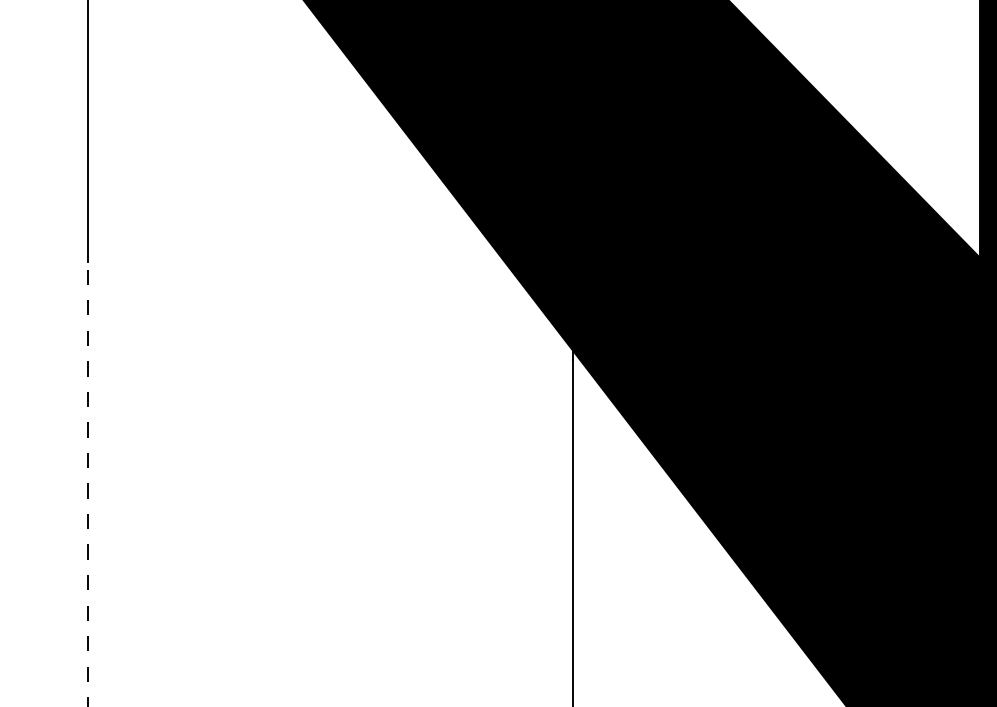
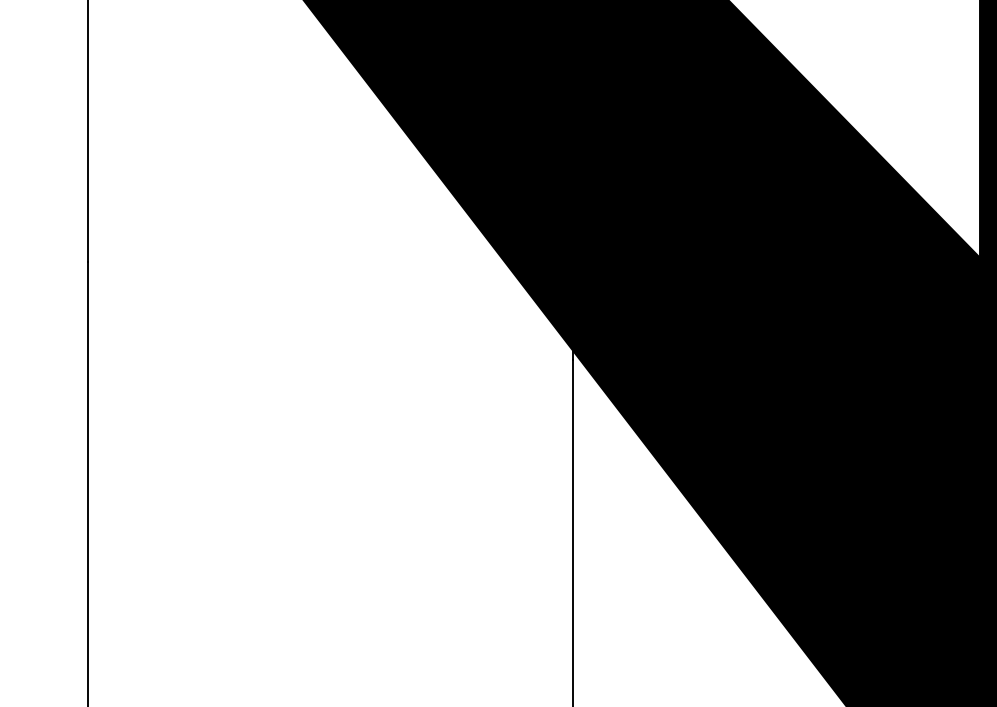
line: dashed -> solid (88, 484)
